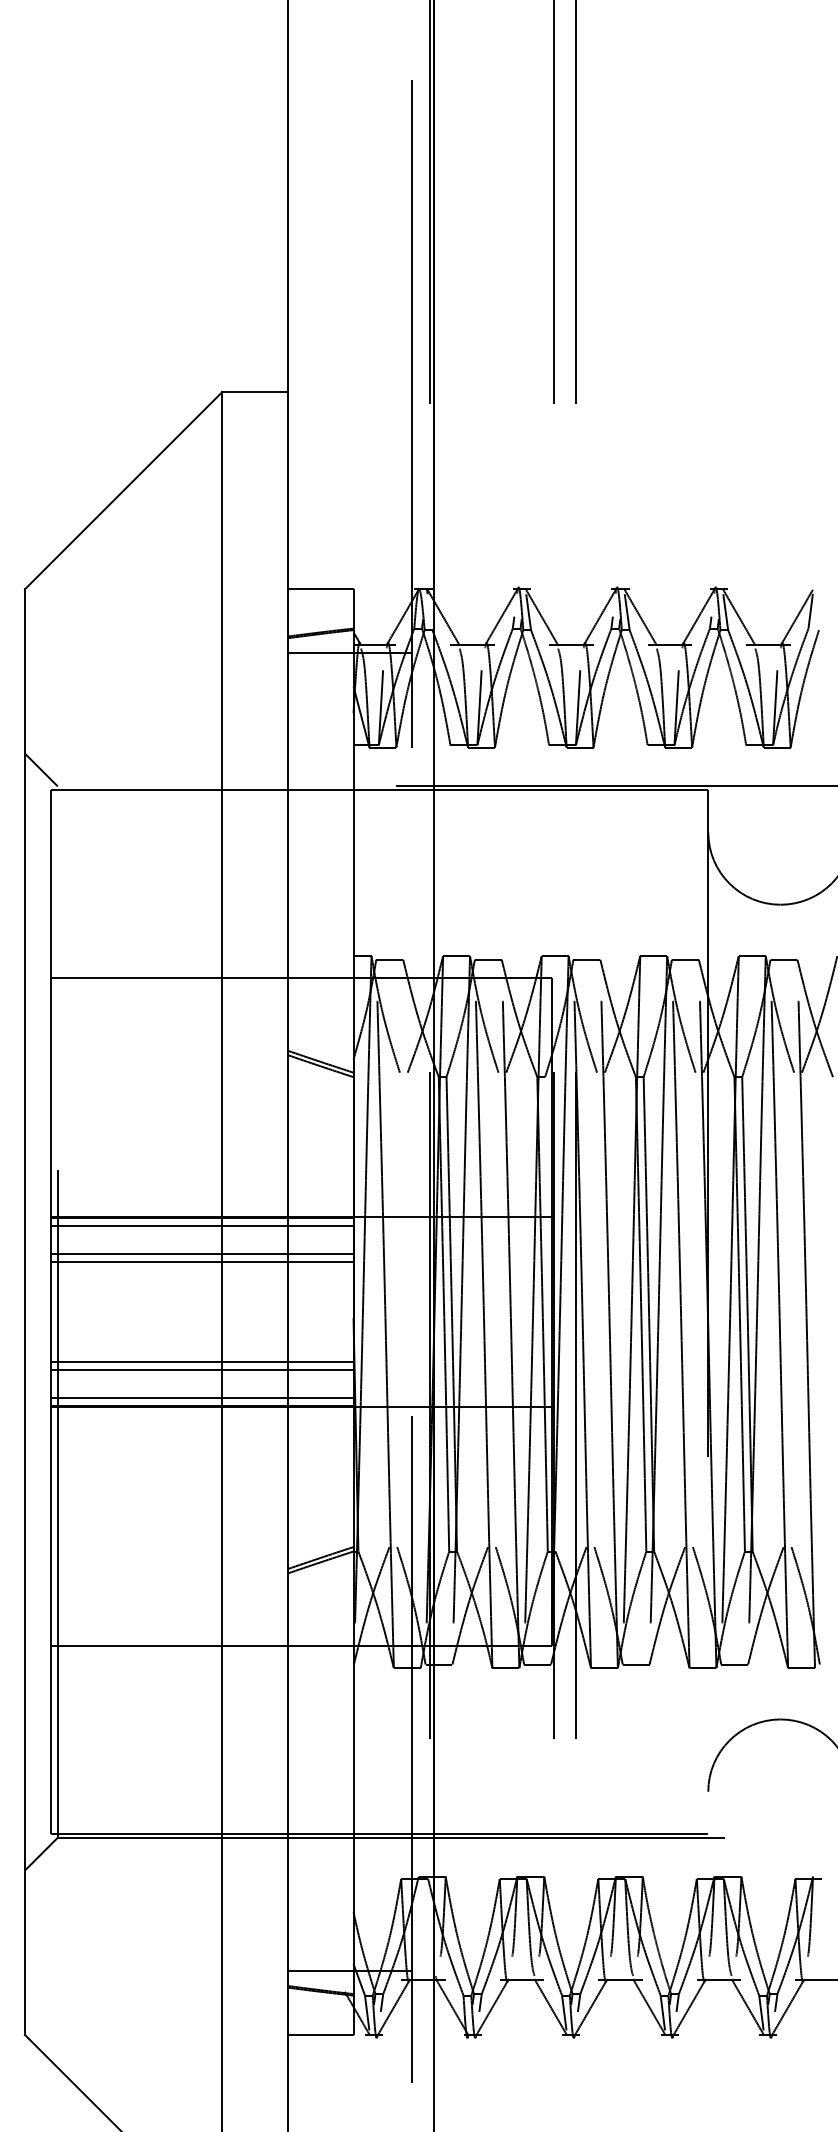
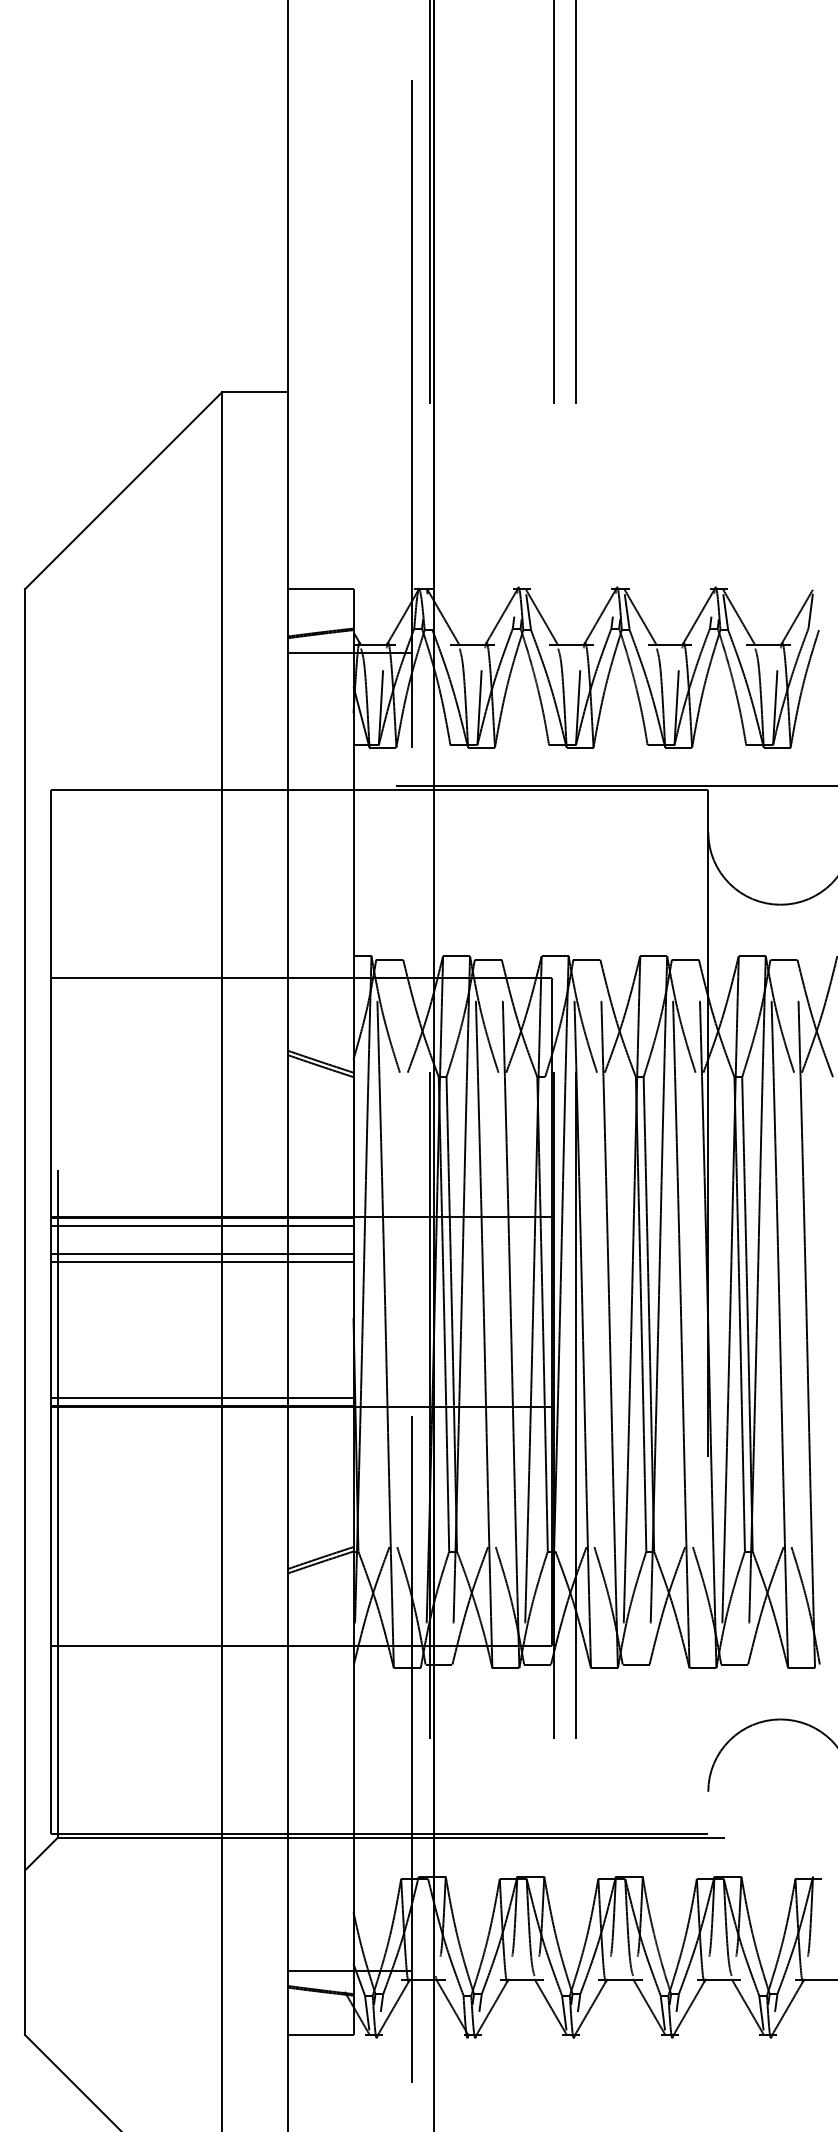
line: present -> none (40, 769)
line: present -> none (202, 1362)
line: present -> none (202, 1370)
